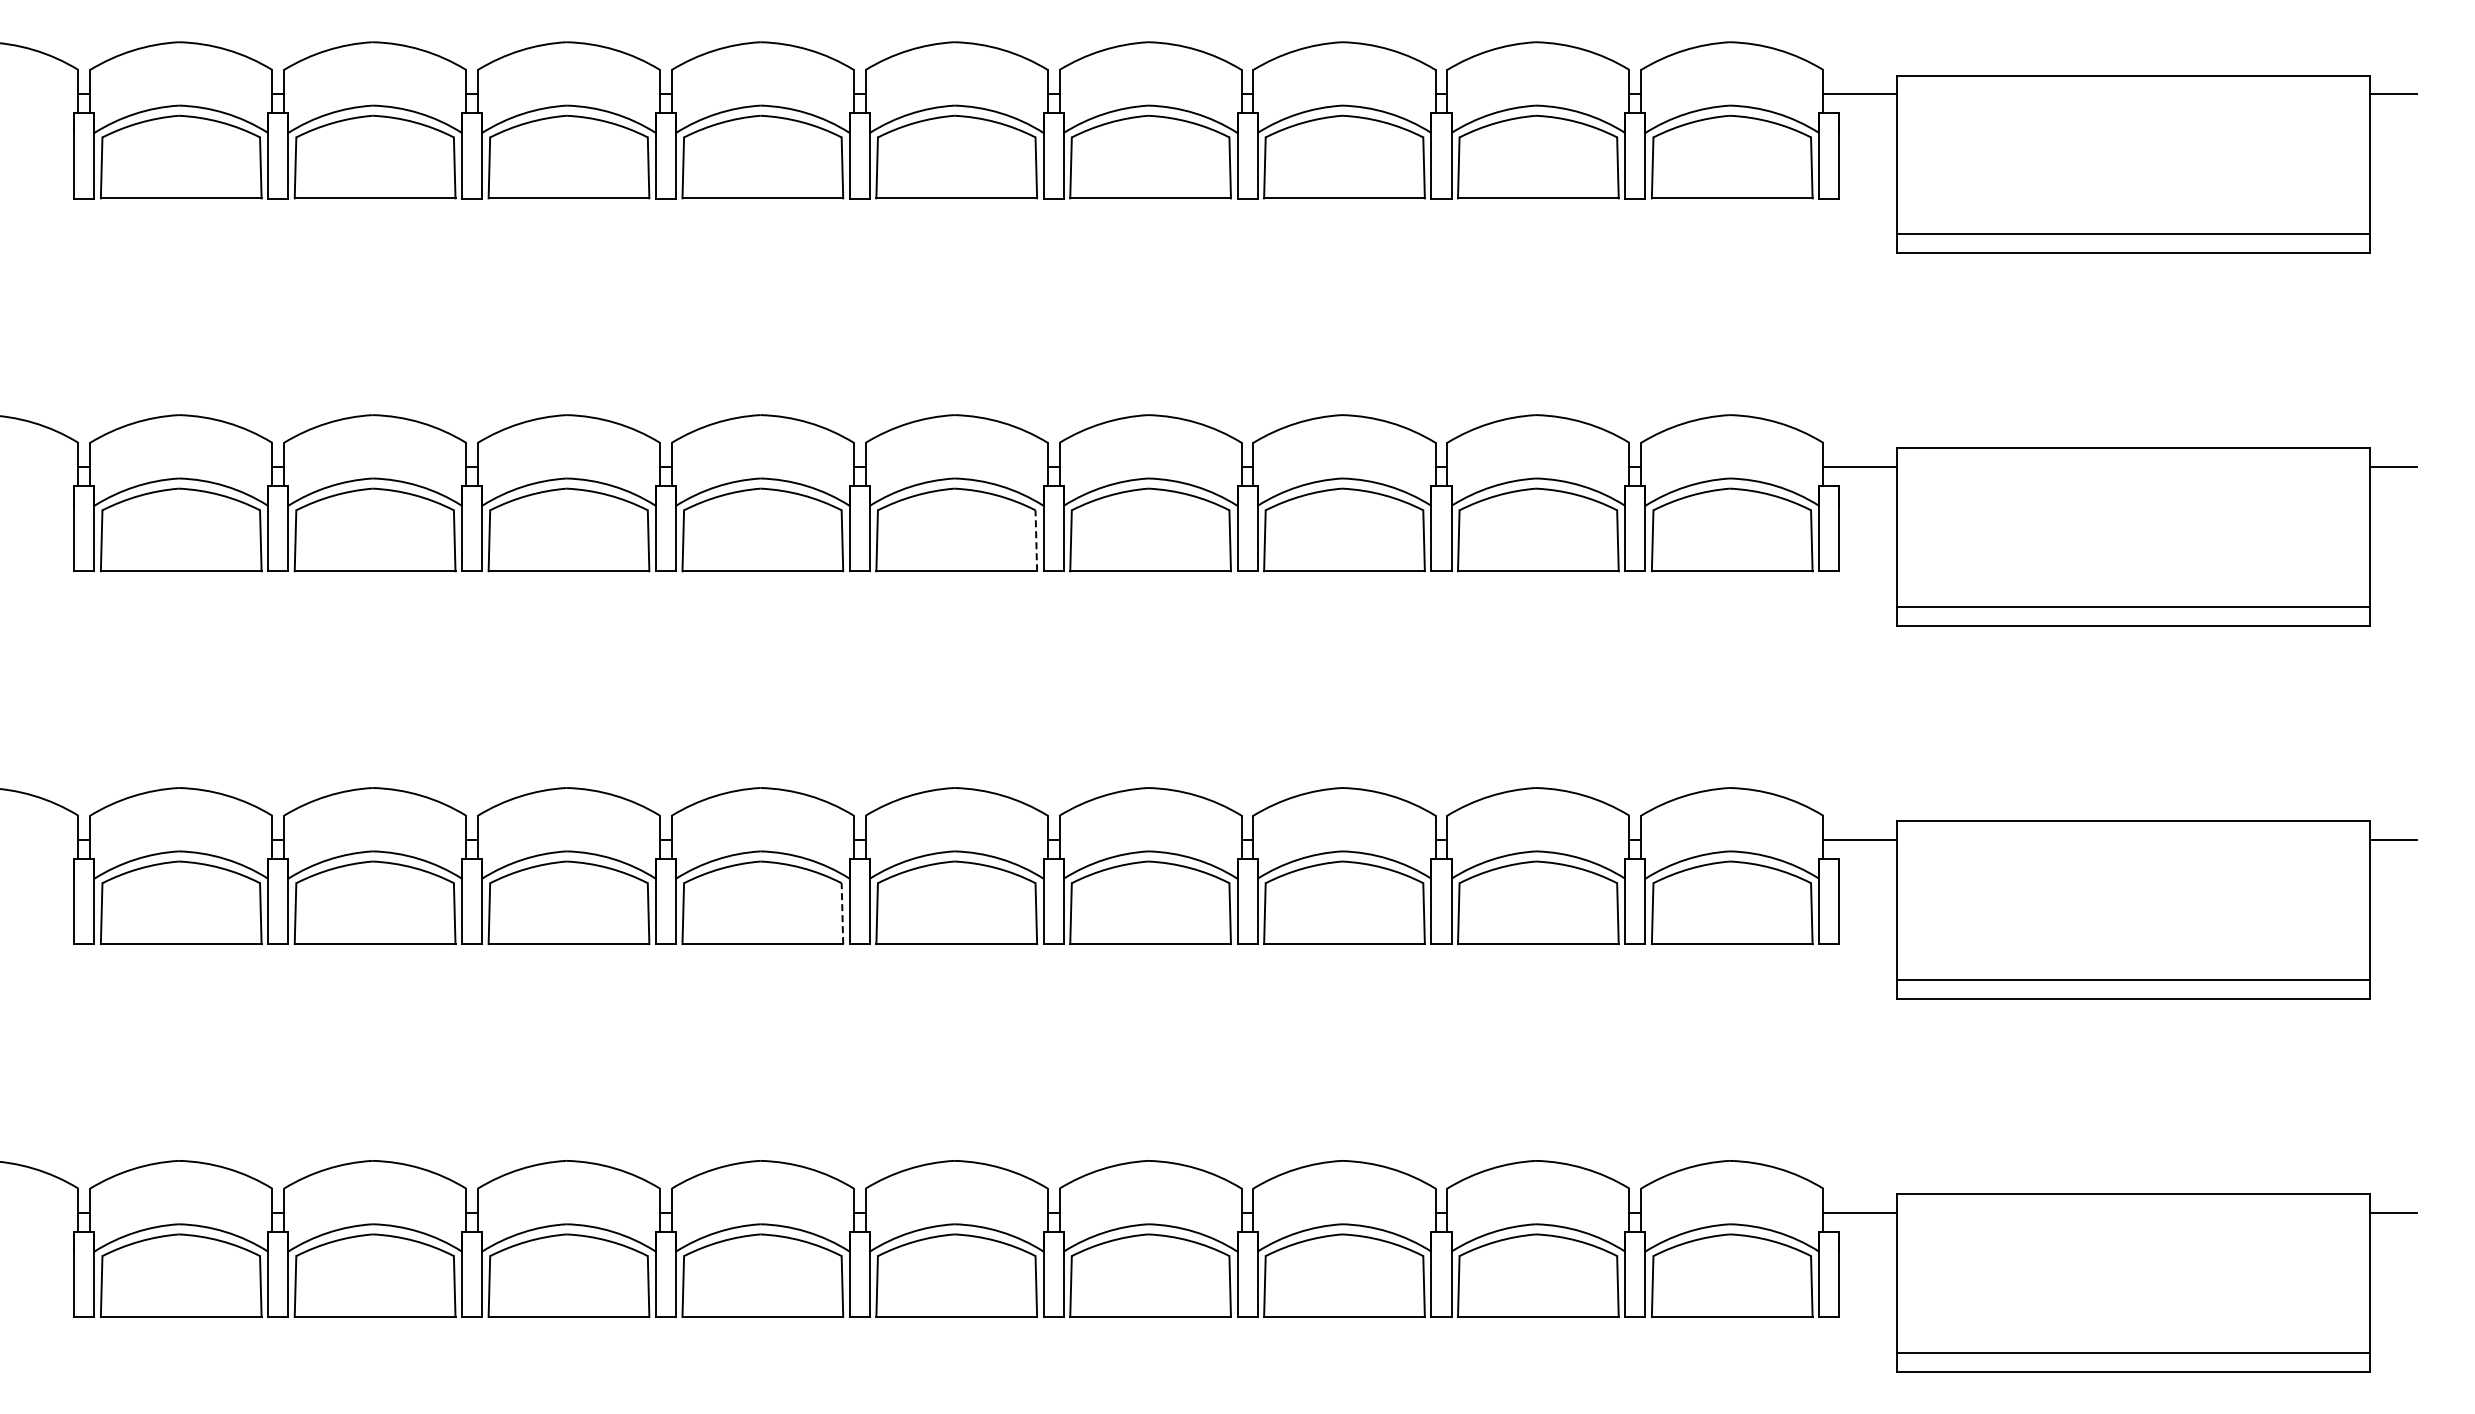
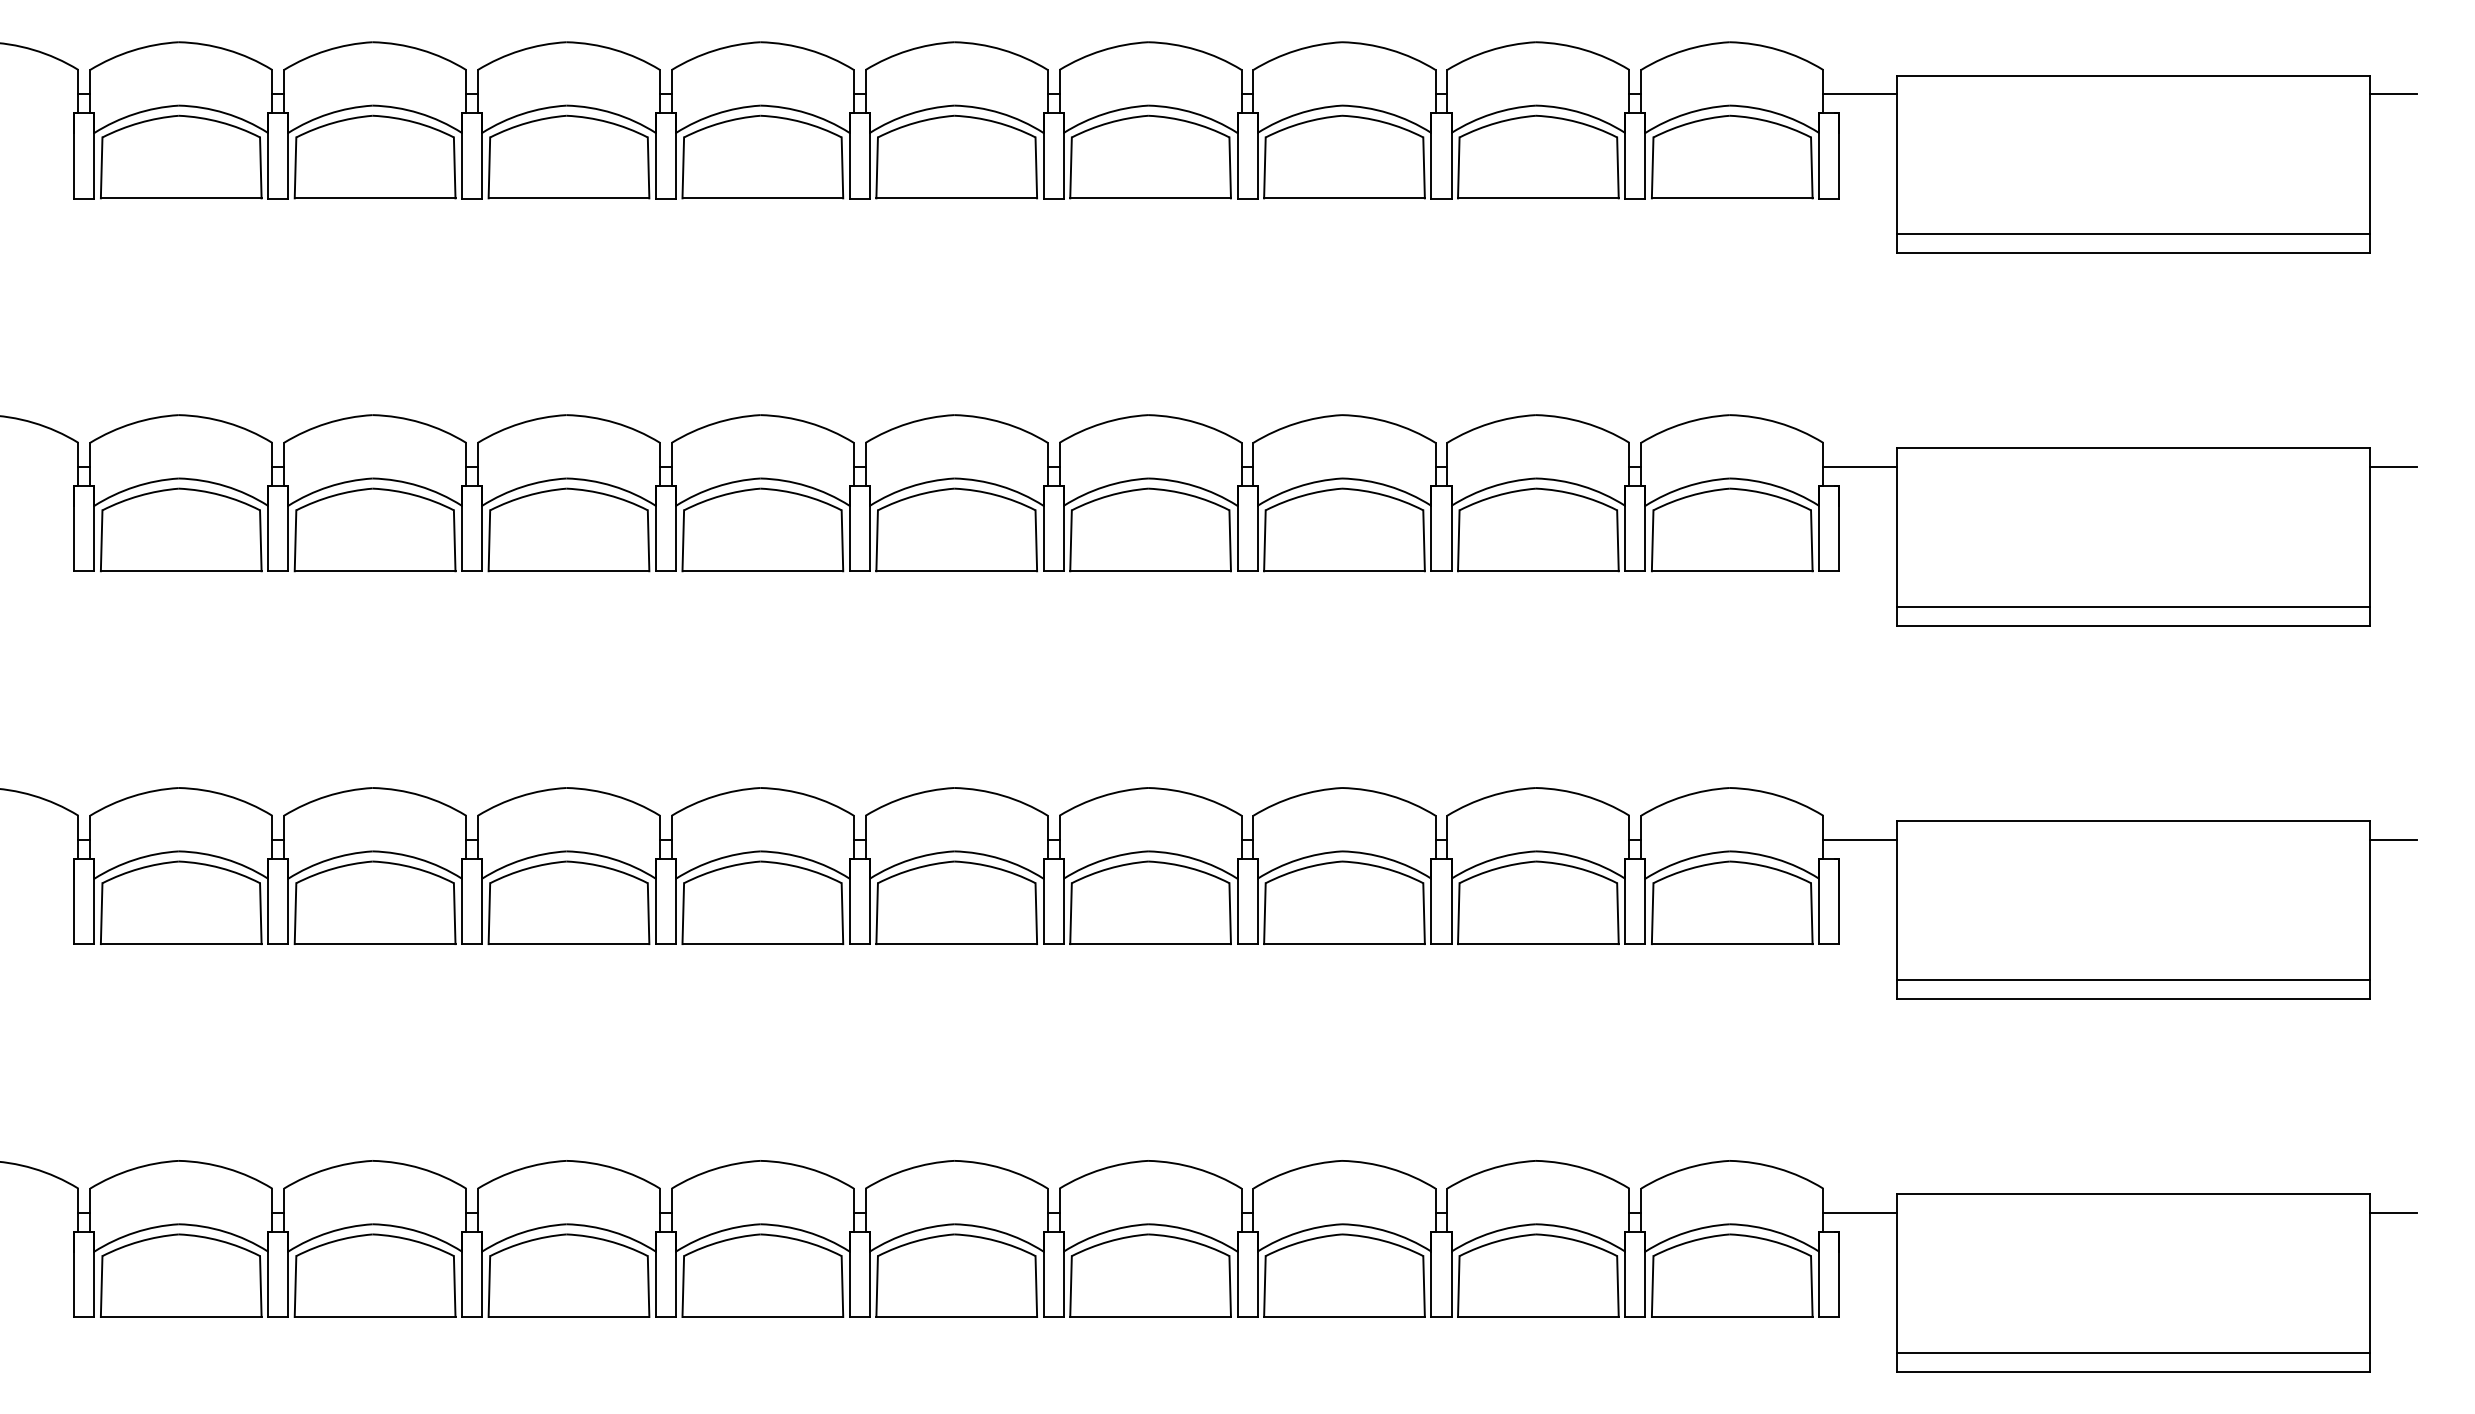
line: dashed -> solid (1036, 540)
line: dashed -> solid (842, 913)
